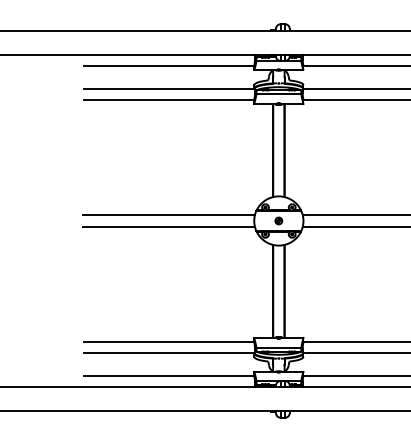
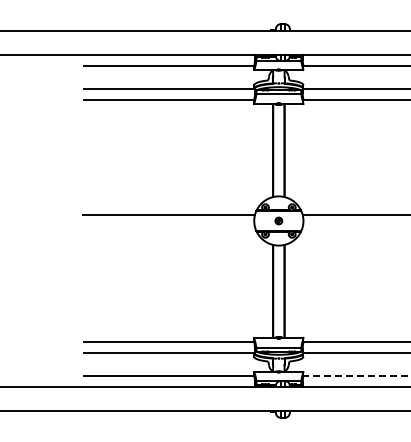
line: present -> none (168, 226)
line: present -> none (354, 226)
line: solid -> dashed (356, 376)
